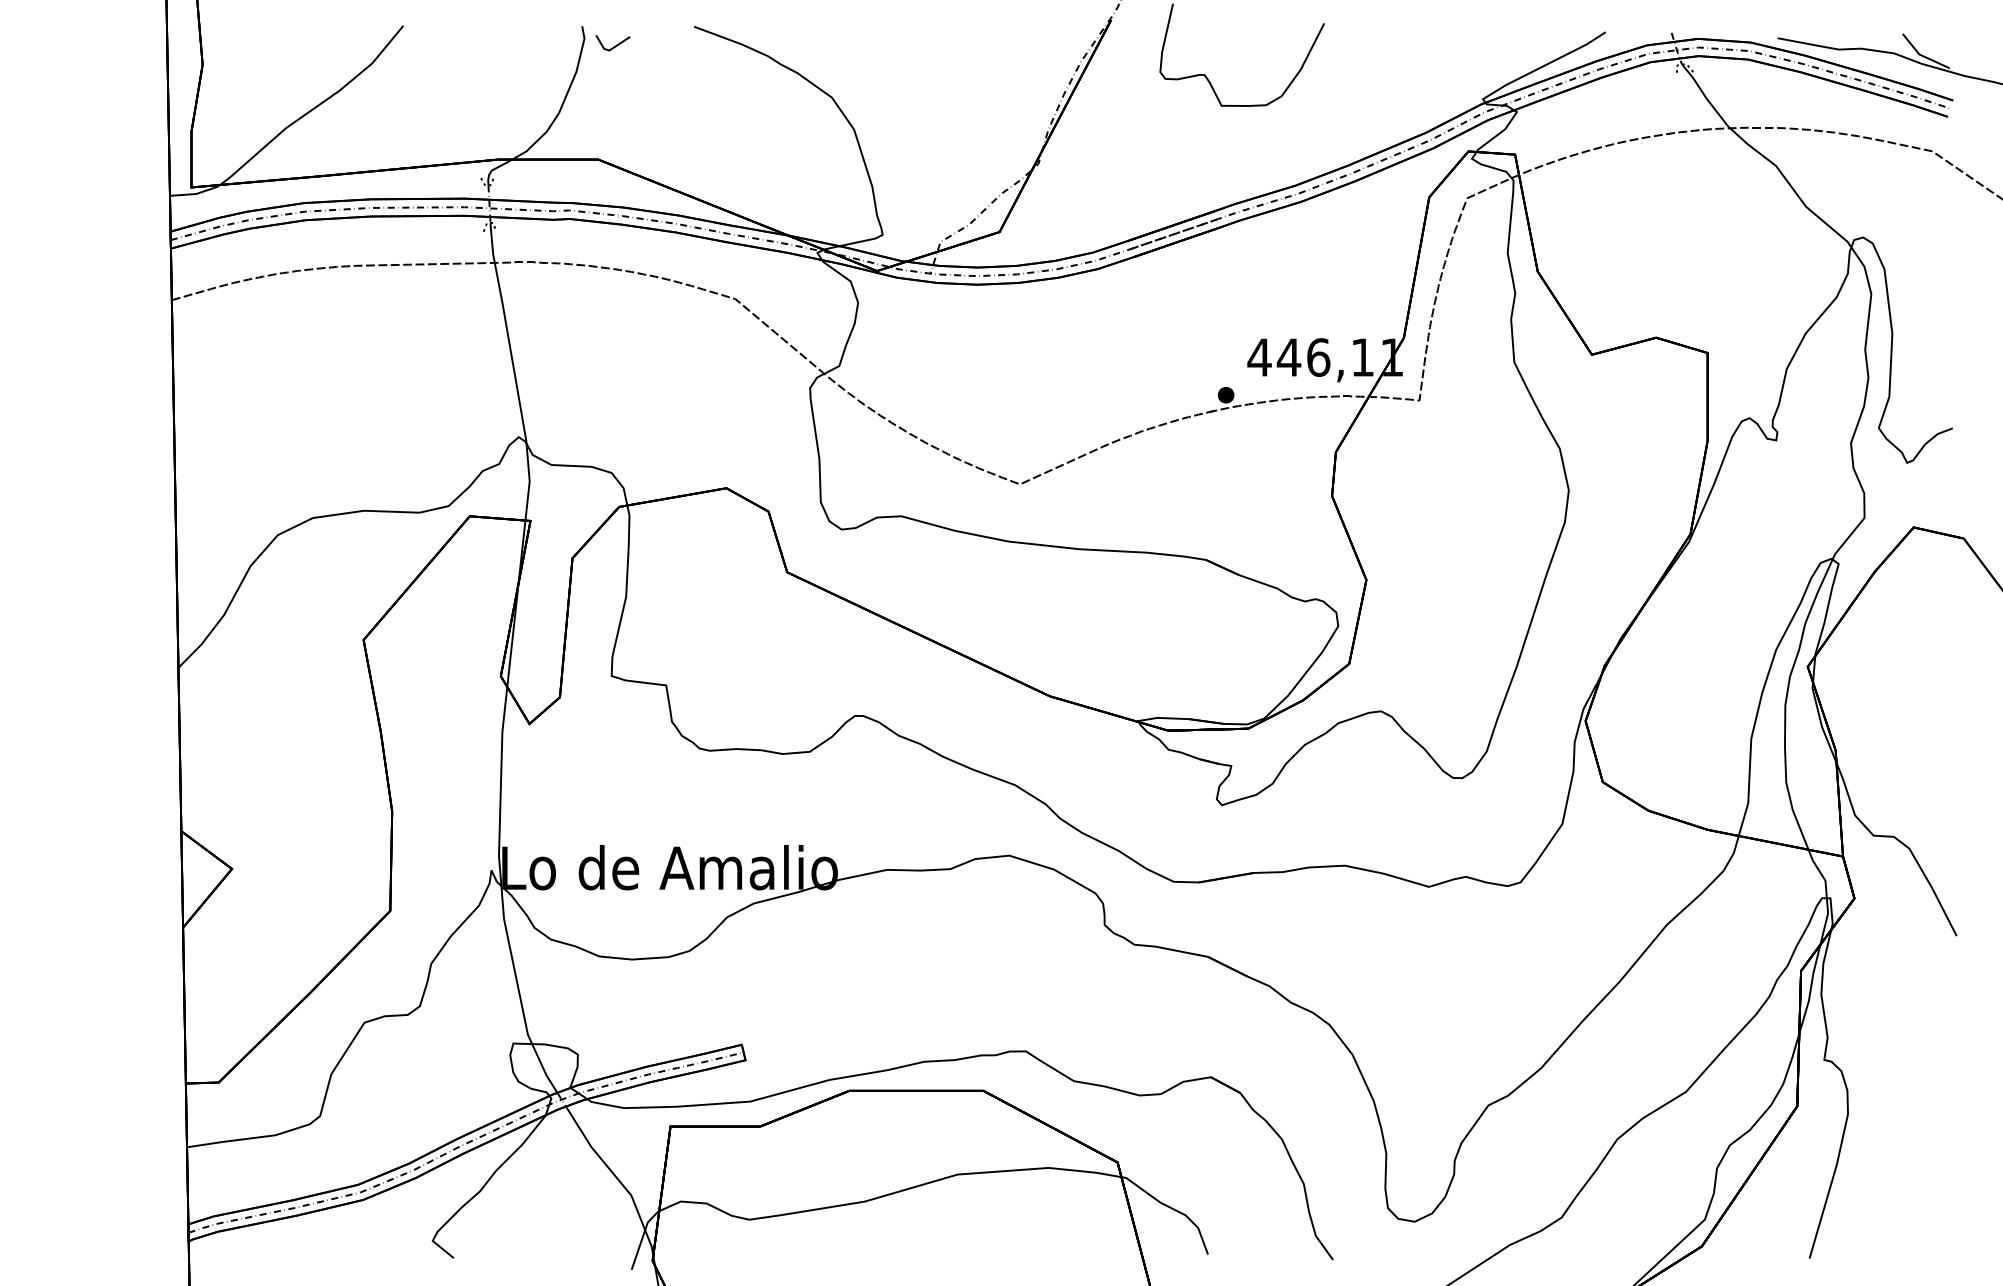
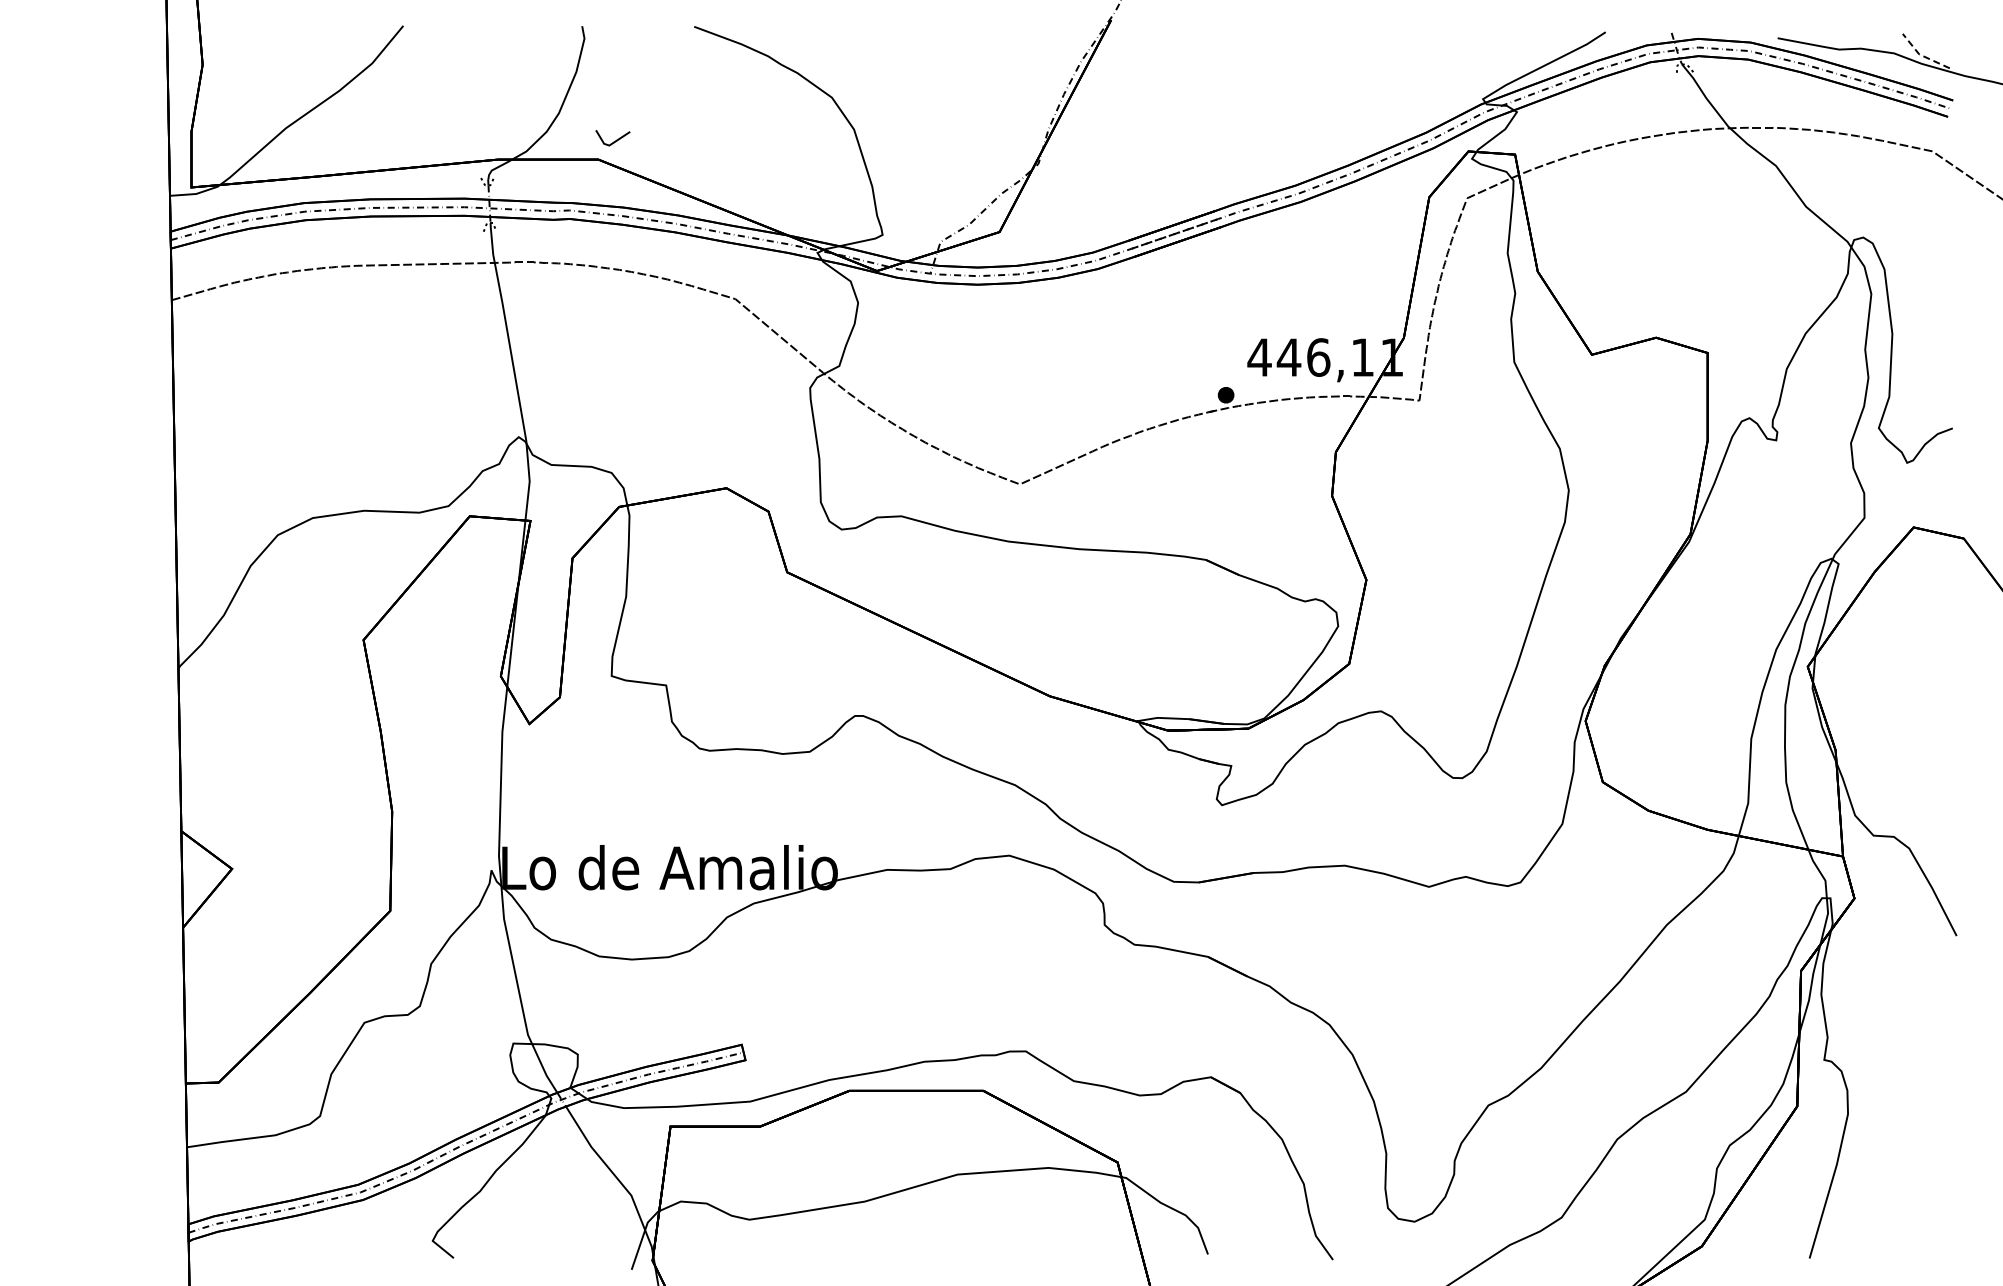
line position: (613, 46) -> (613, 141) (613, 141)
line: solid -> dashed (1921, 55)
curve: present -> none (1208, 78)
